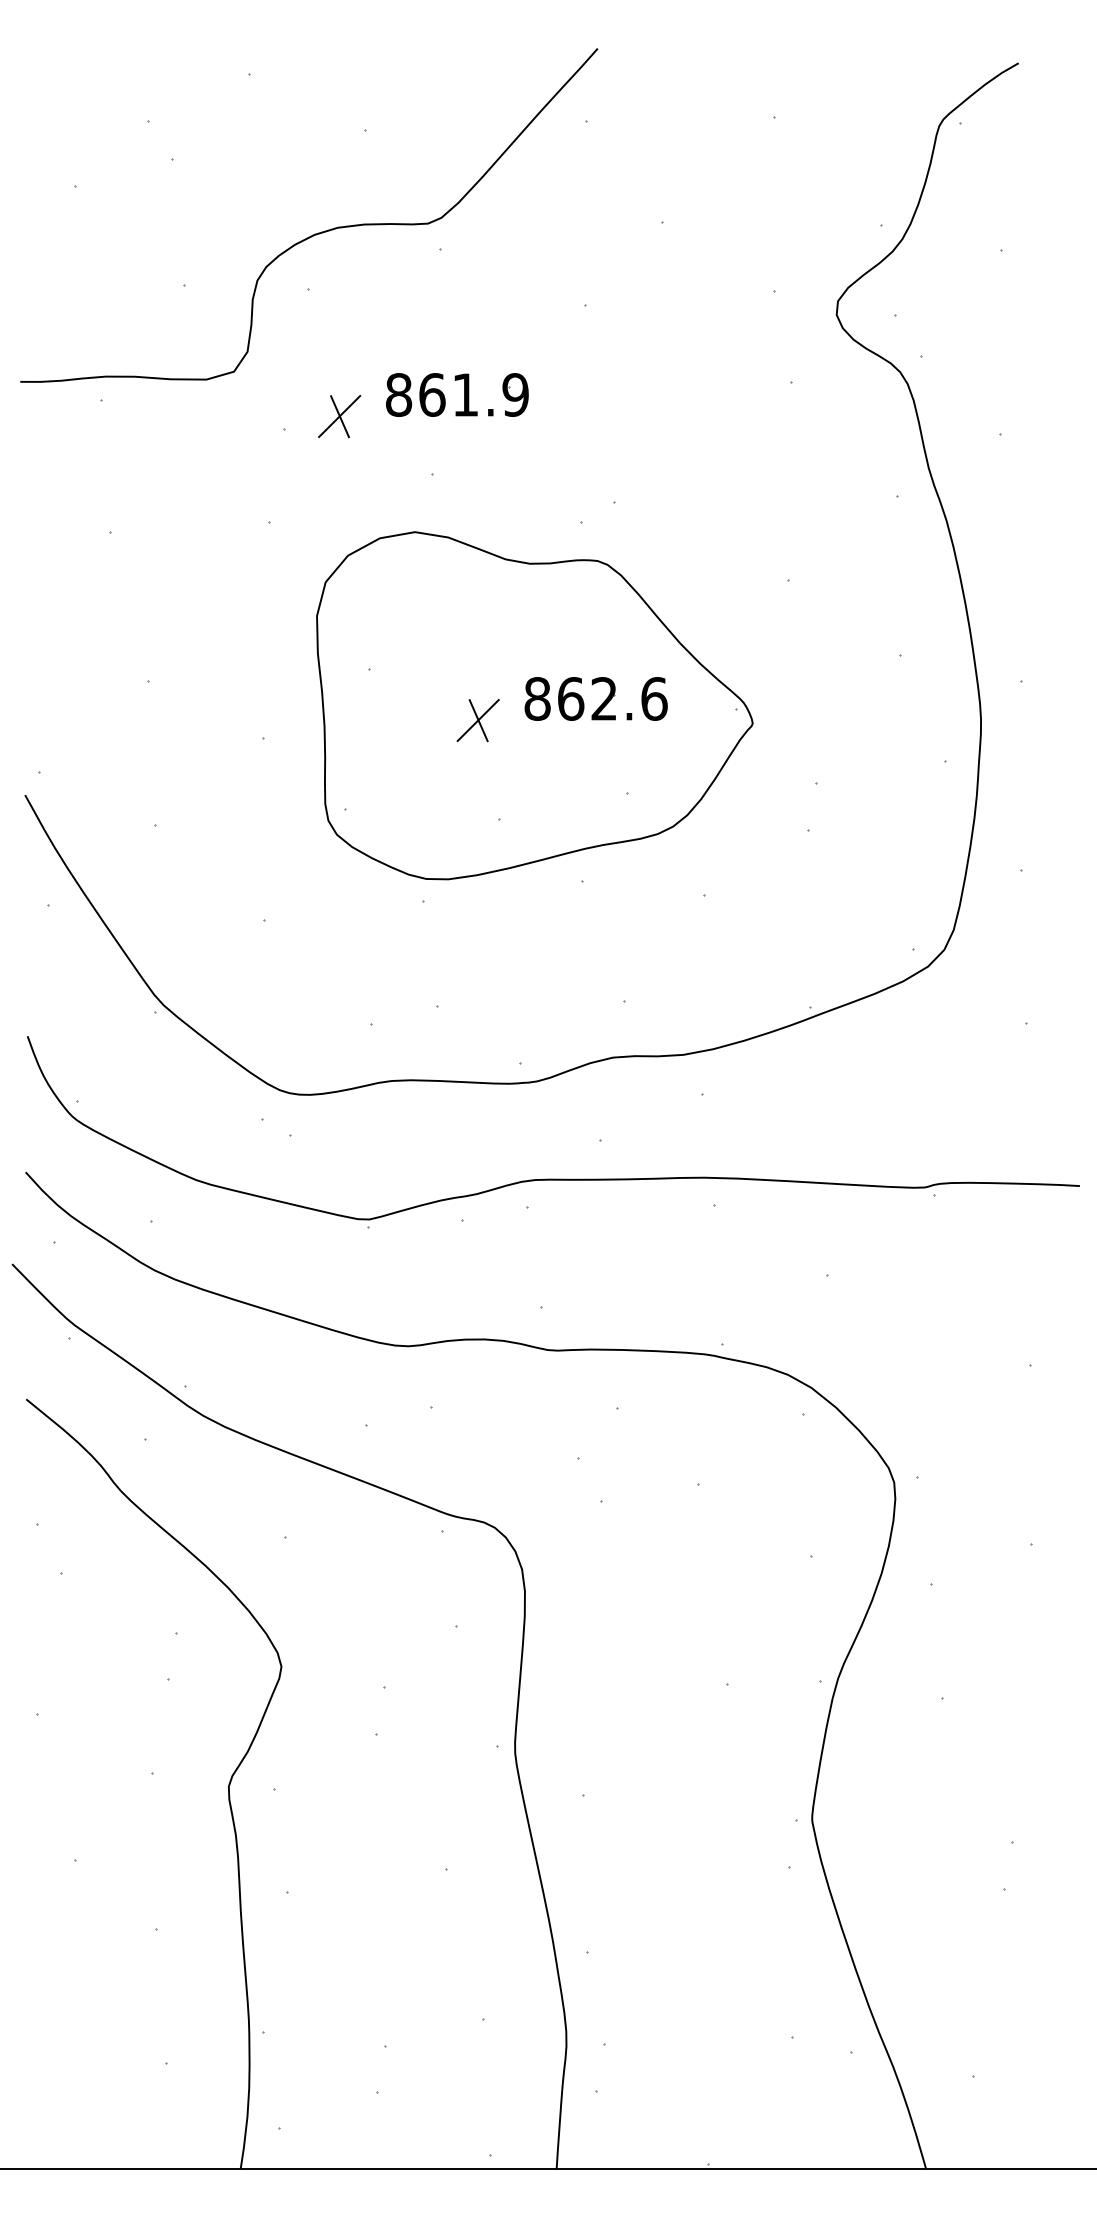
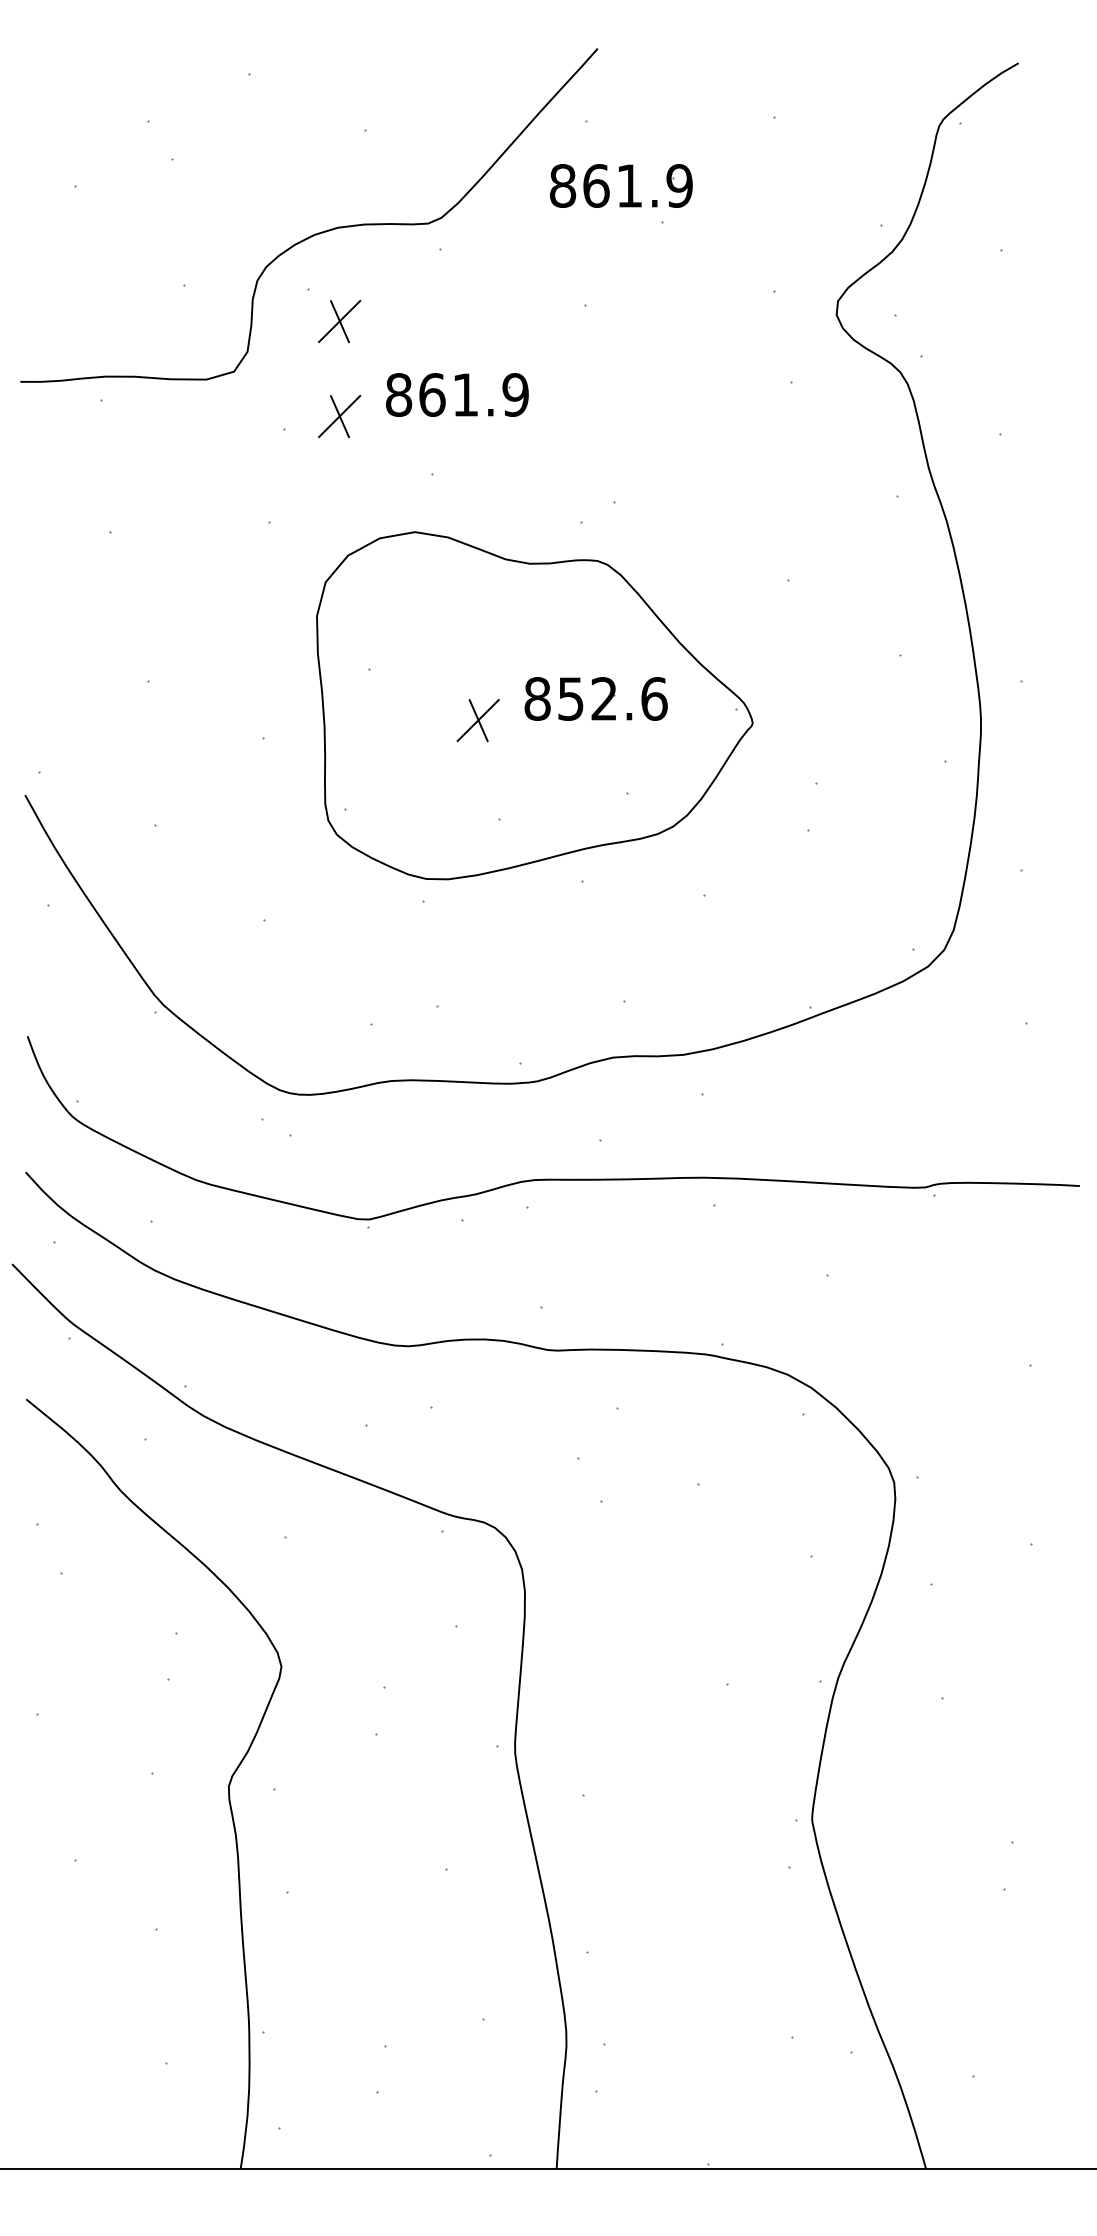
part: none -> present (628, 185)
part: none -> present (339, 321)
text: 862.6 -> 852.6 (571, 698)
